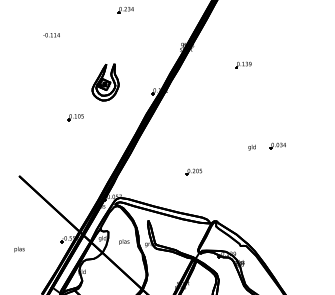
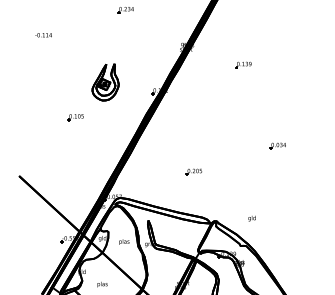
text position: (51, 35) -> (43, 35) (43, 35)
text position: (251, 147) -> (251, 218) (251, 218)
text position: (19, 249) -> (102, 284) (102, 284)
